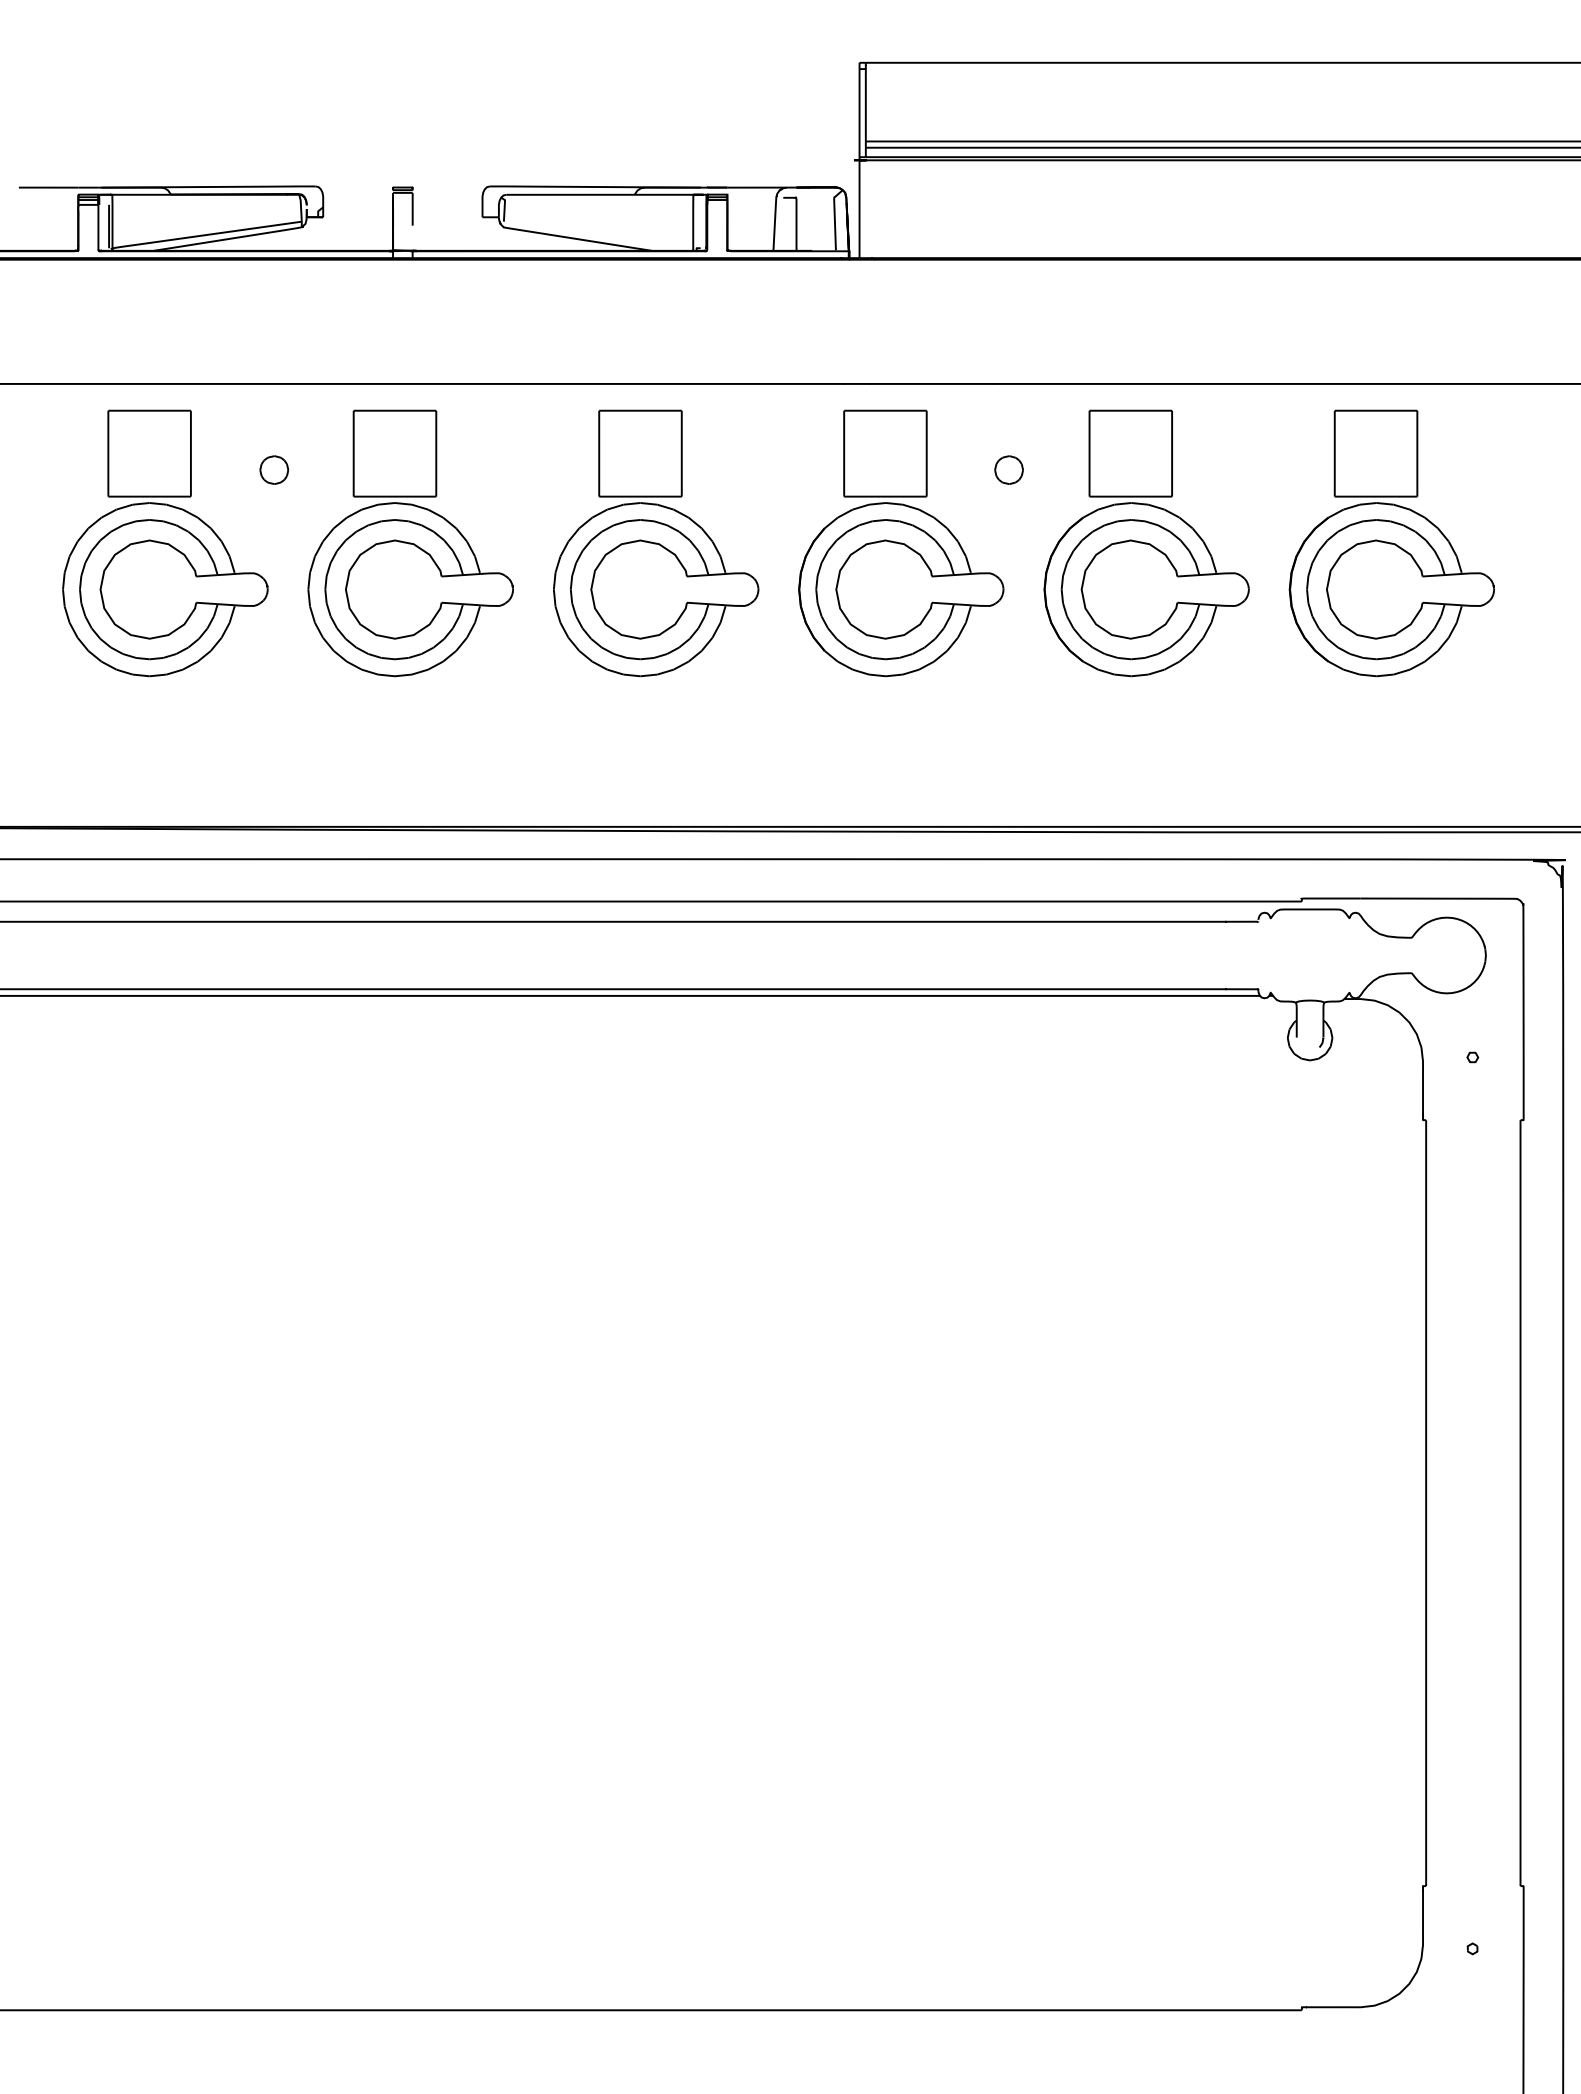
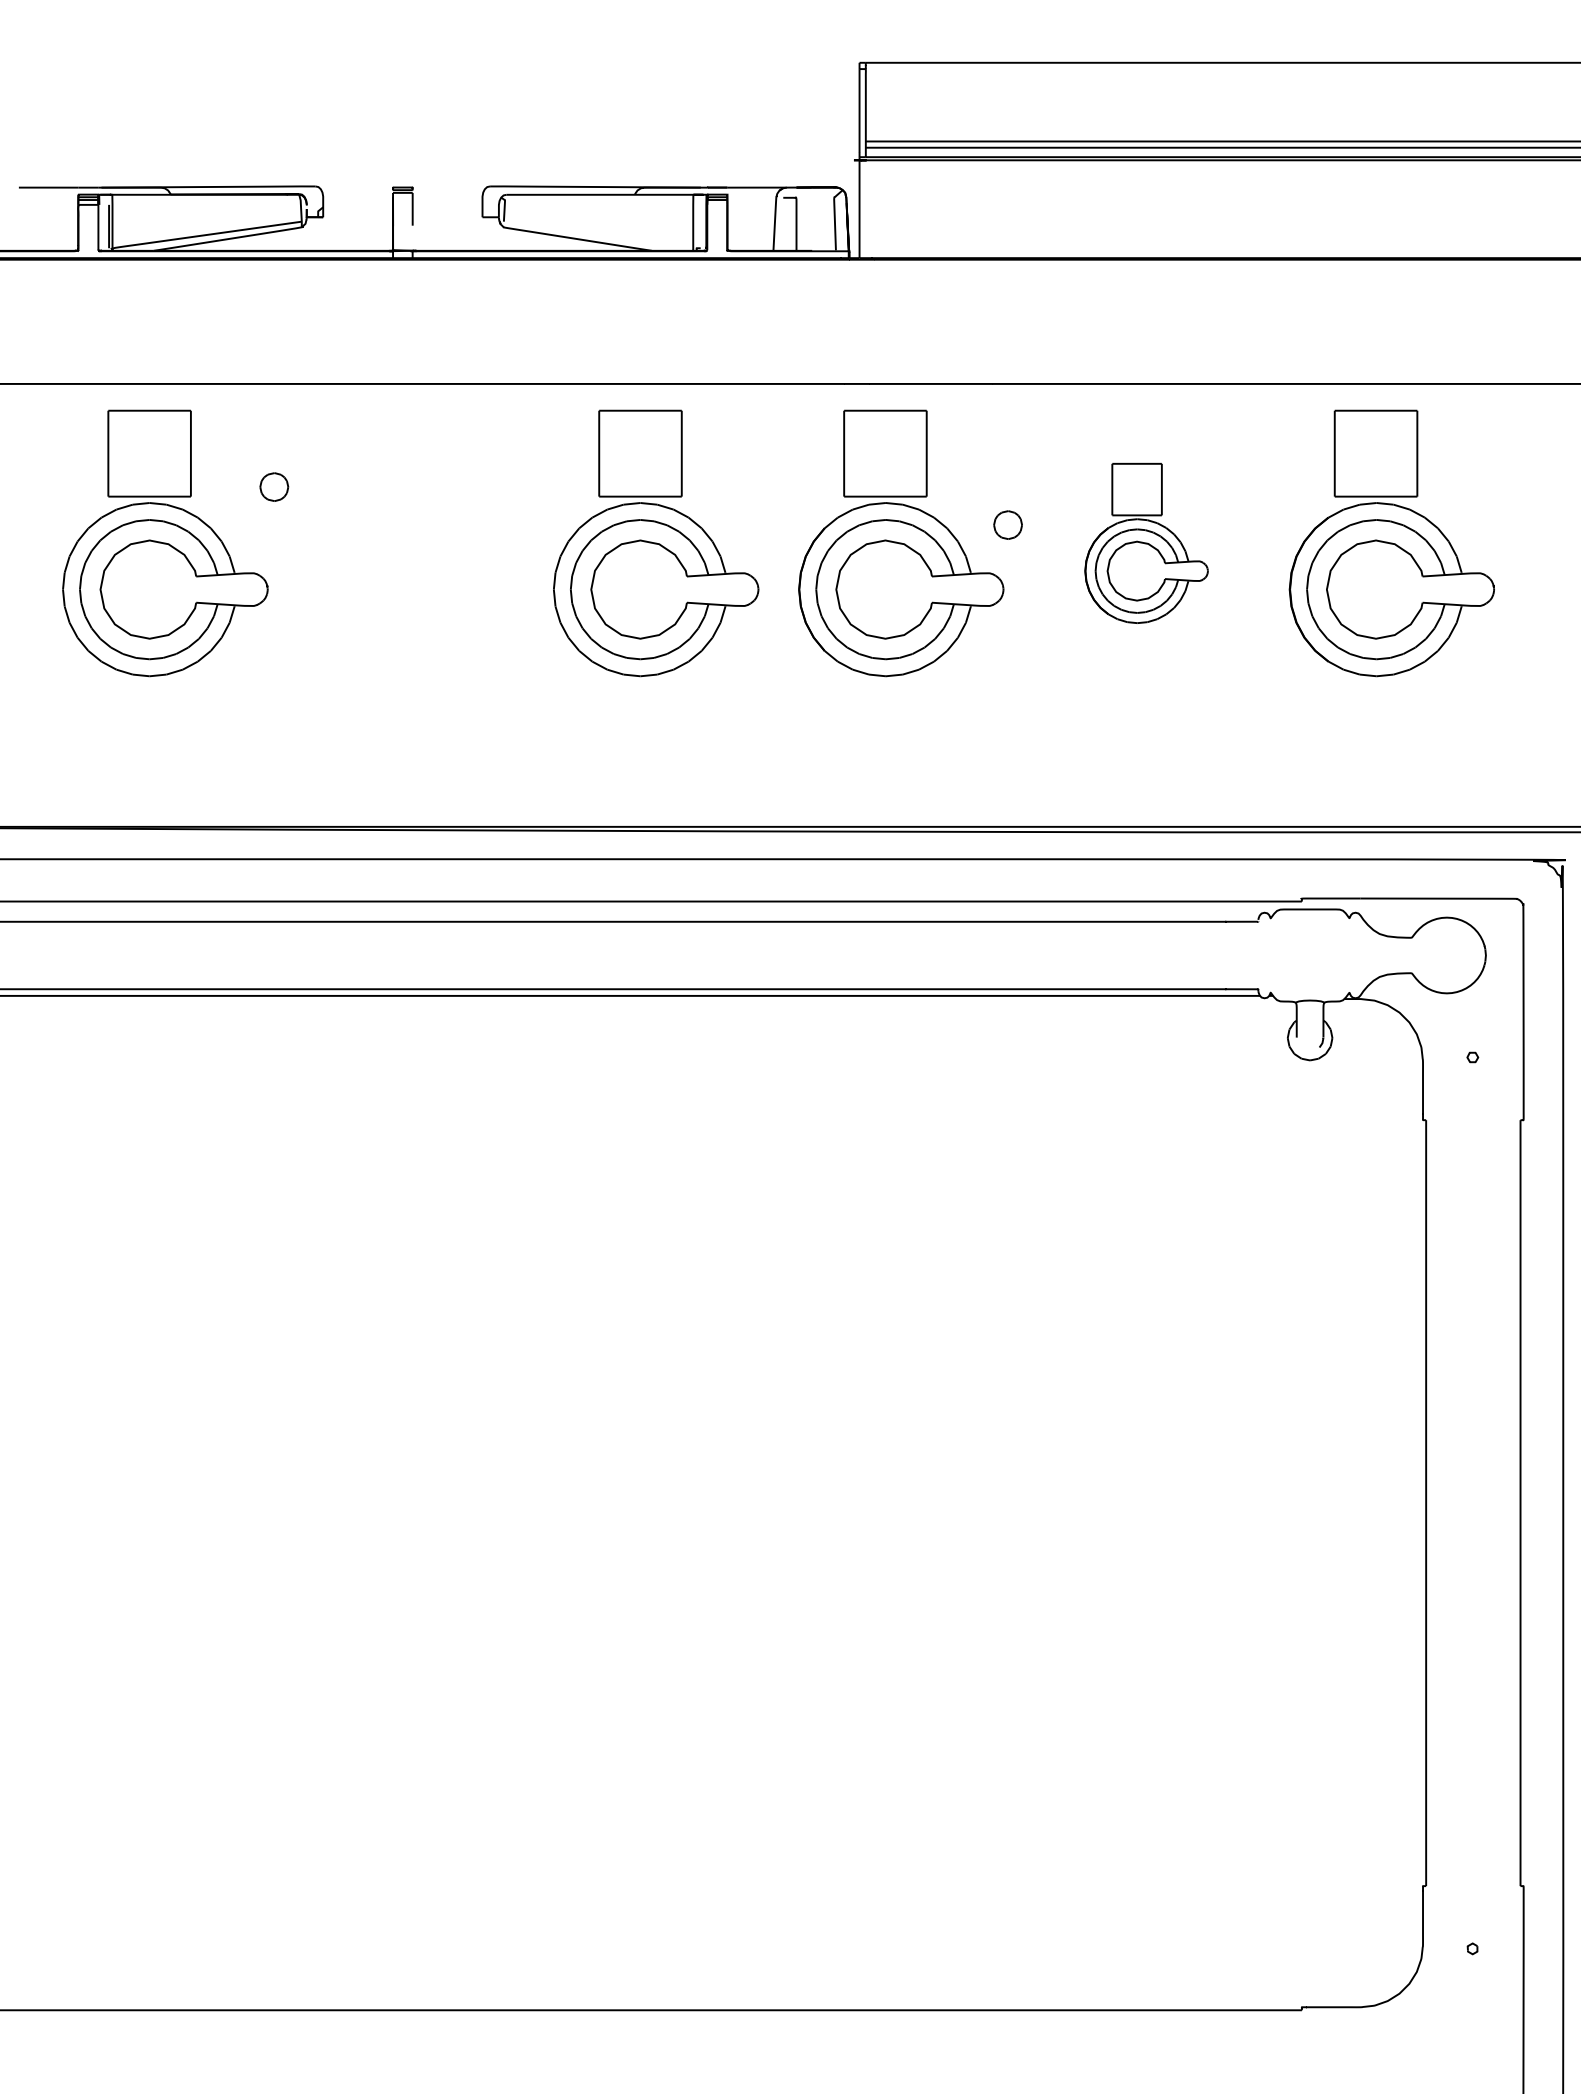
part position: (274, 469) -> (274, 486) (274, 486)
part position: (1008, 469) -> (1007, 524) (1007, 524)
part: present -> none (410, 543)
part size: 207x269 px -> 125x162 px (1146, 542)
